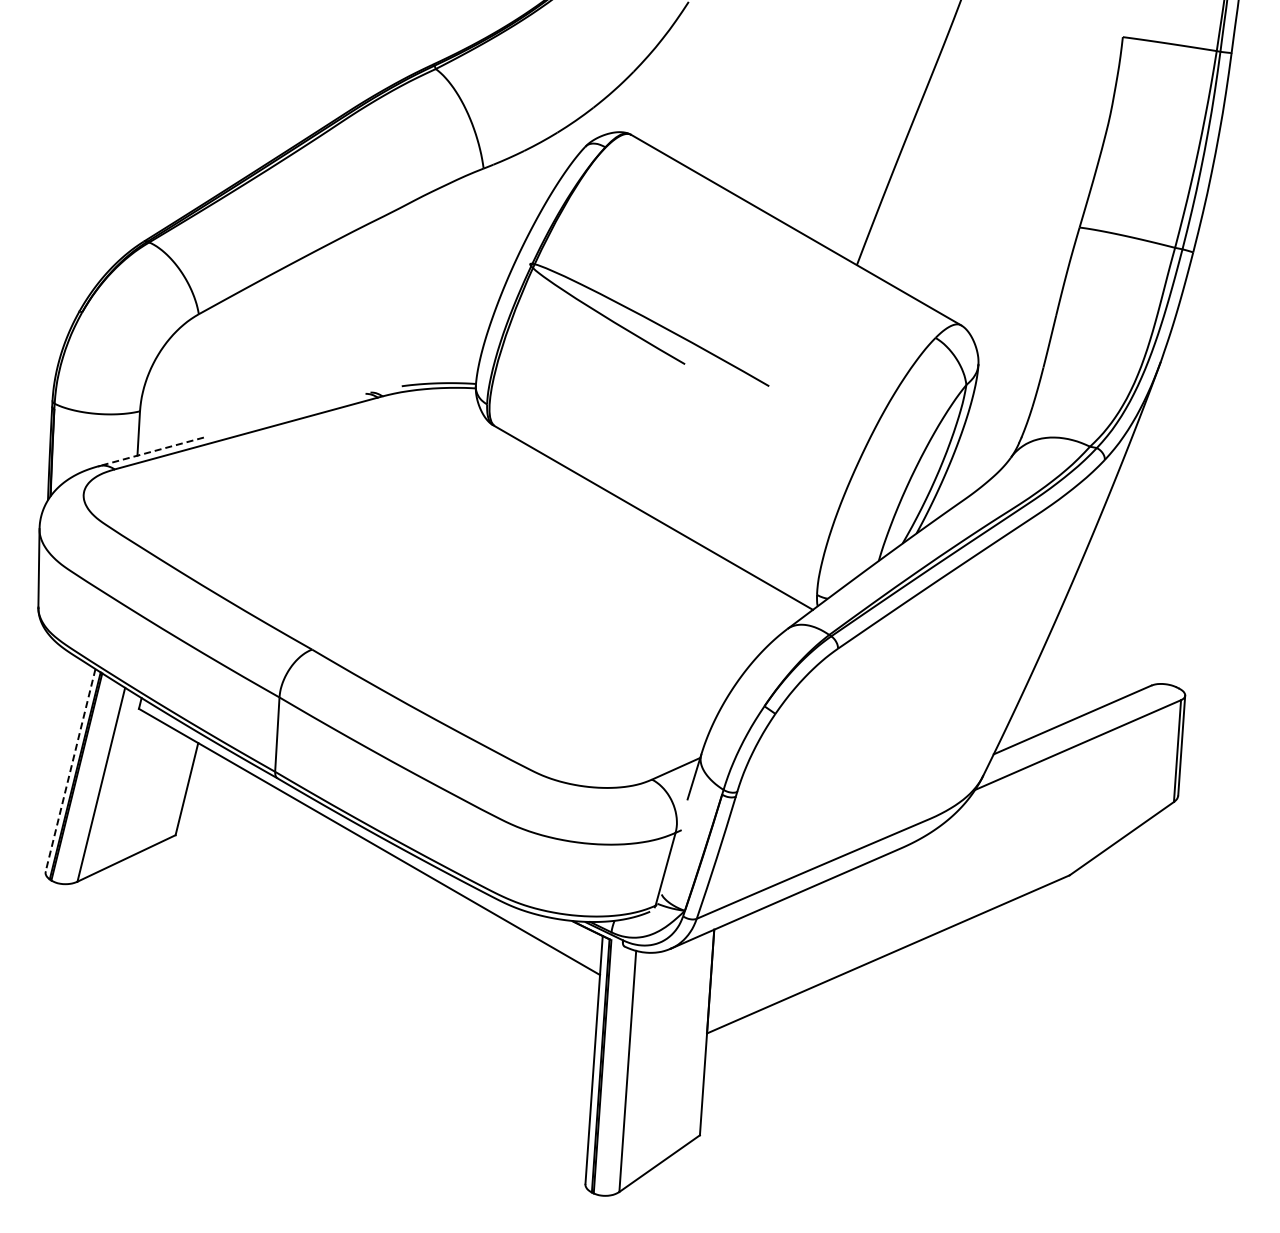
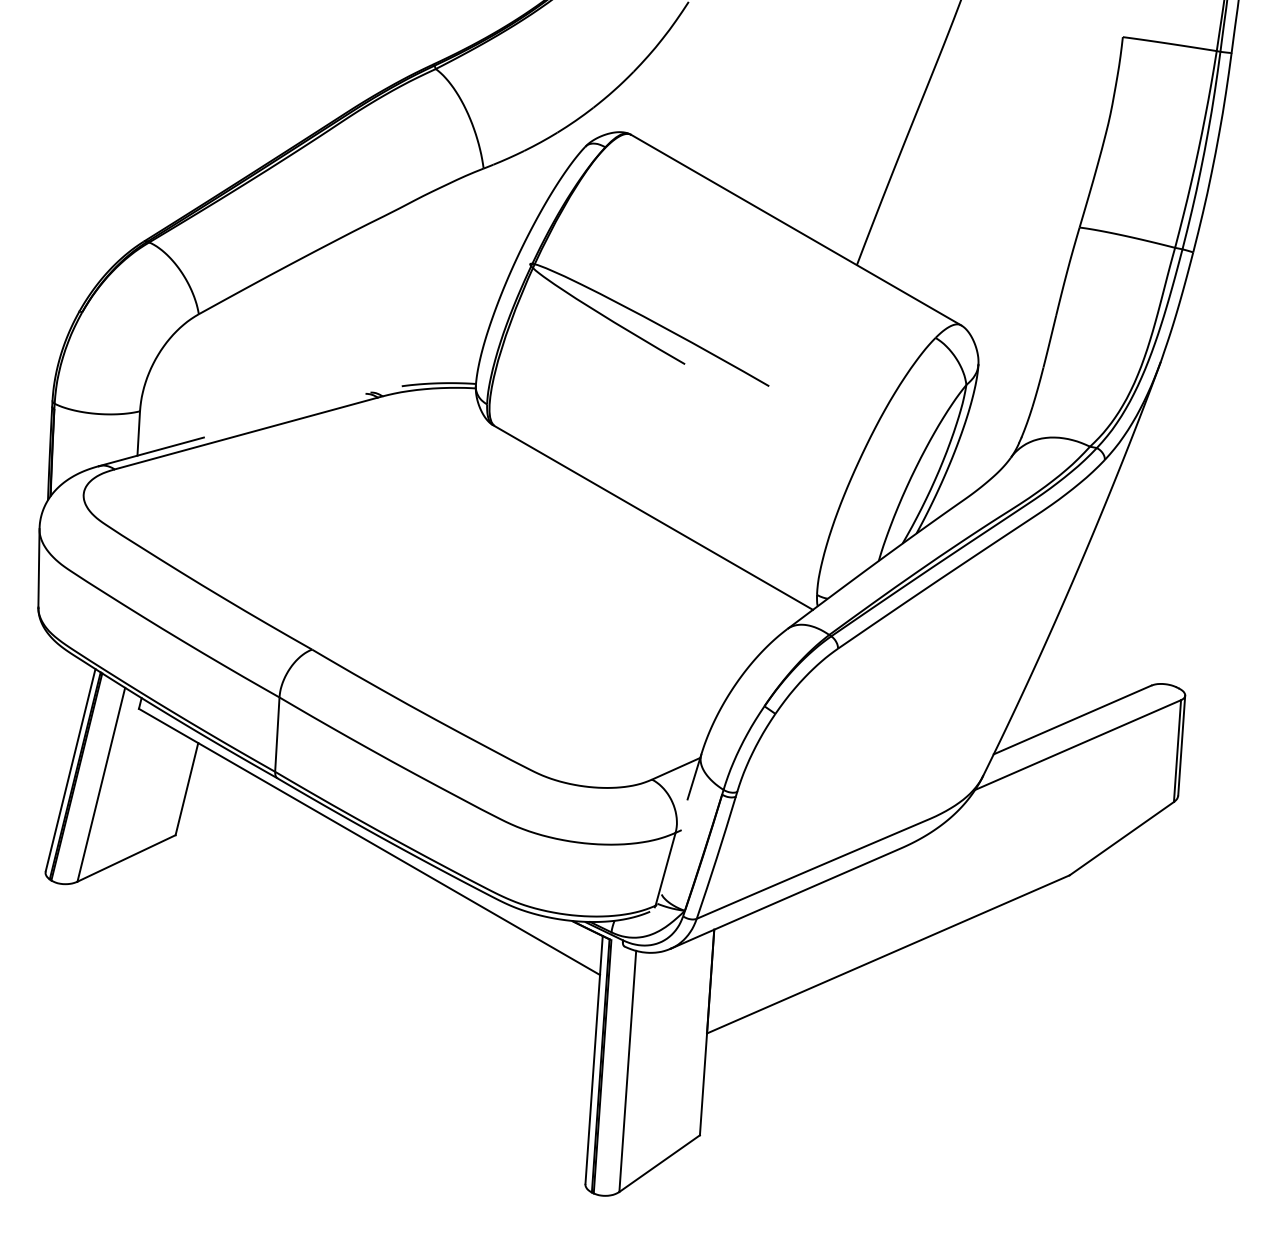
line: dashed -> solid (151, 451)
line: dashed -> solid (70, 770)
